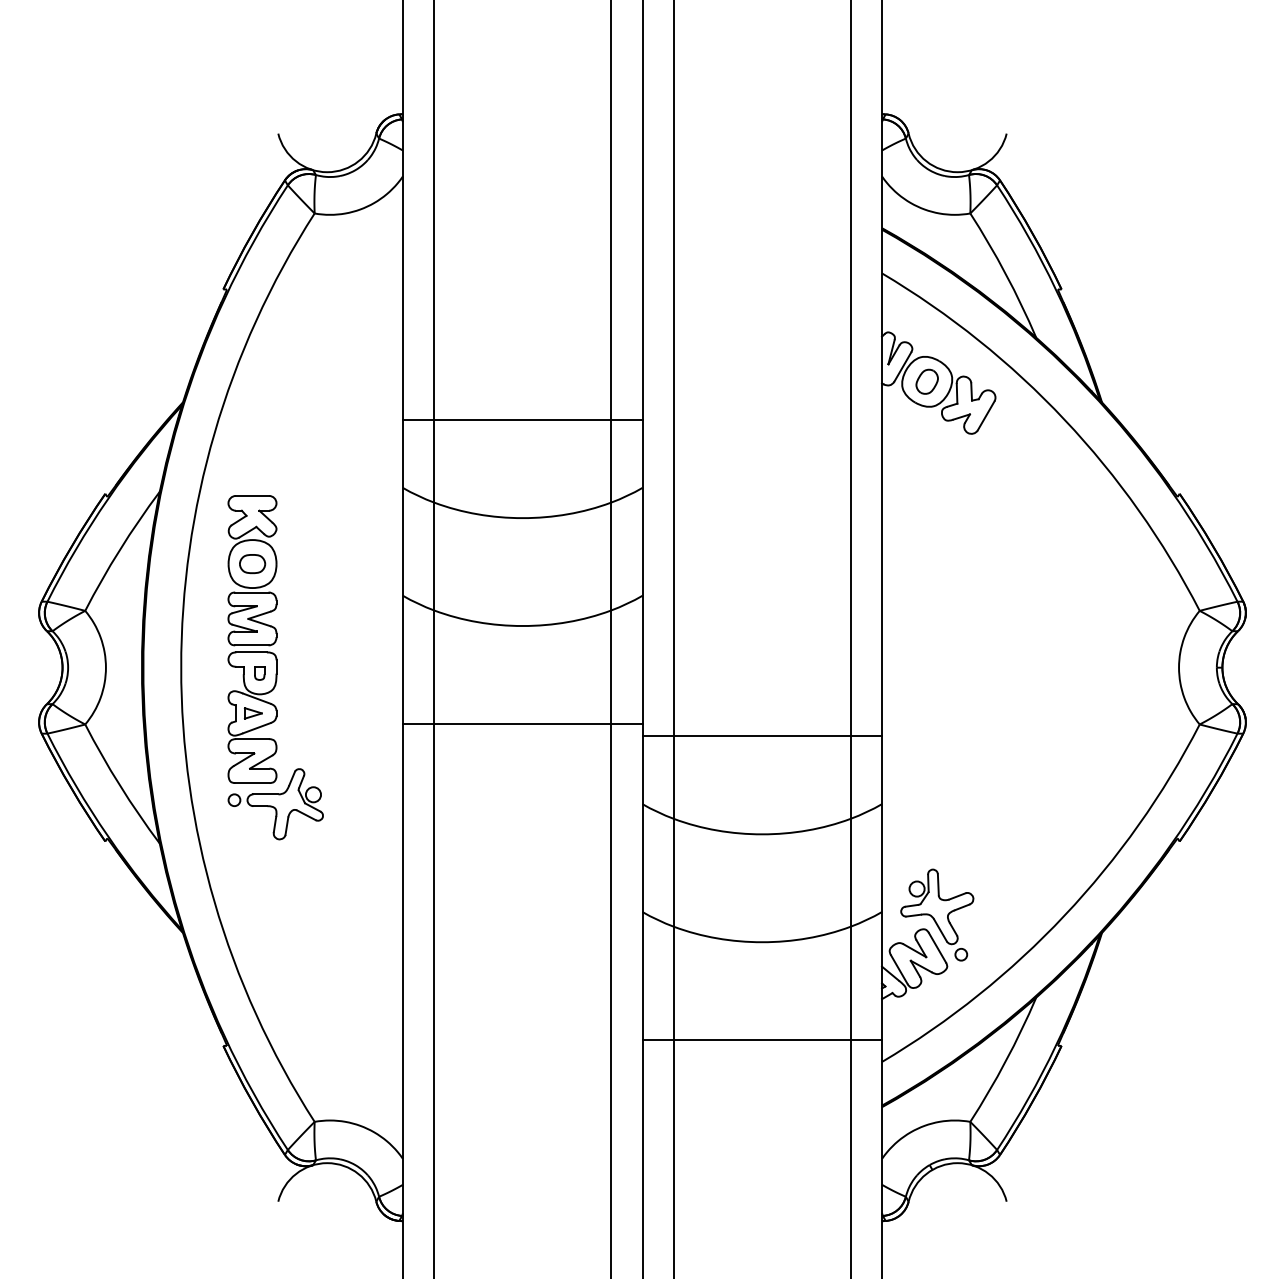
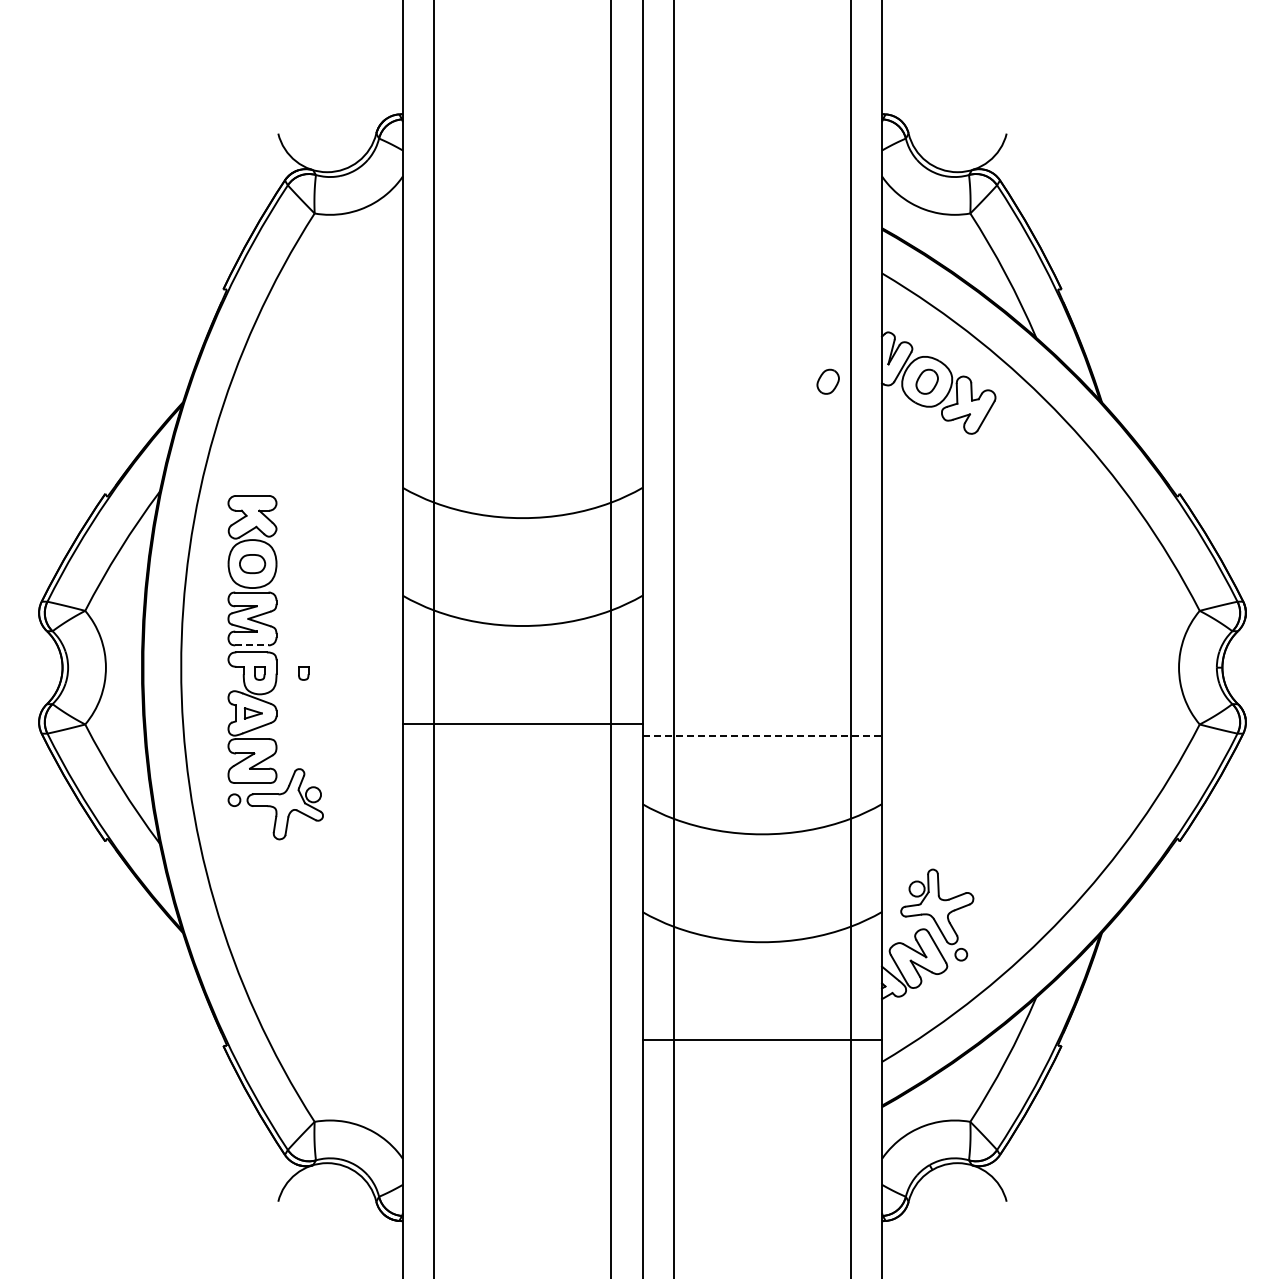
part: none -> present (827, 381)
line: present -> none (522, 420)
line: solid -> dashed (251, 645)
part: none -> present (303, 673)
line: solid -> dashed (762, 736)
